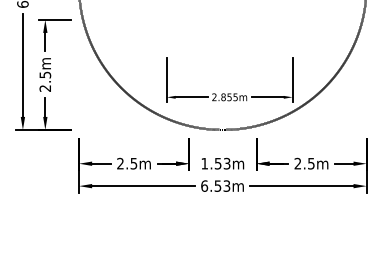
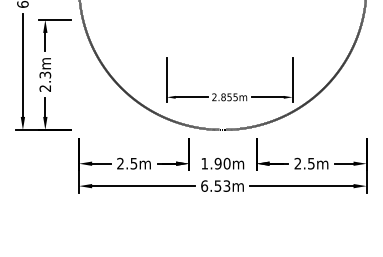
text: 2.5m -> 2.3m (44, 74)
text: 1.53m -> 1.90m (222, 163)
